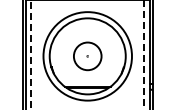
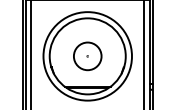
line: dashed -> solid (31, 55)
line: dashed -> solid (144, 55)
